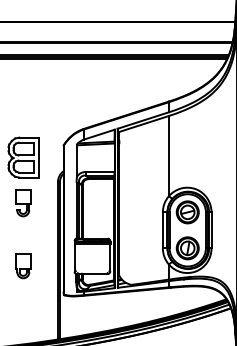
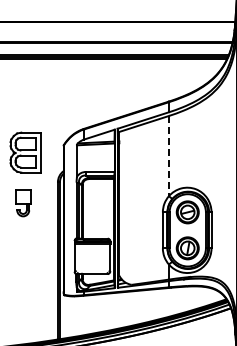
line: solid -> dashed (168, 156)
part position: (23, 157) -> (25, 152) (25, 152)
part: present -> none (23, 266)
